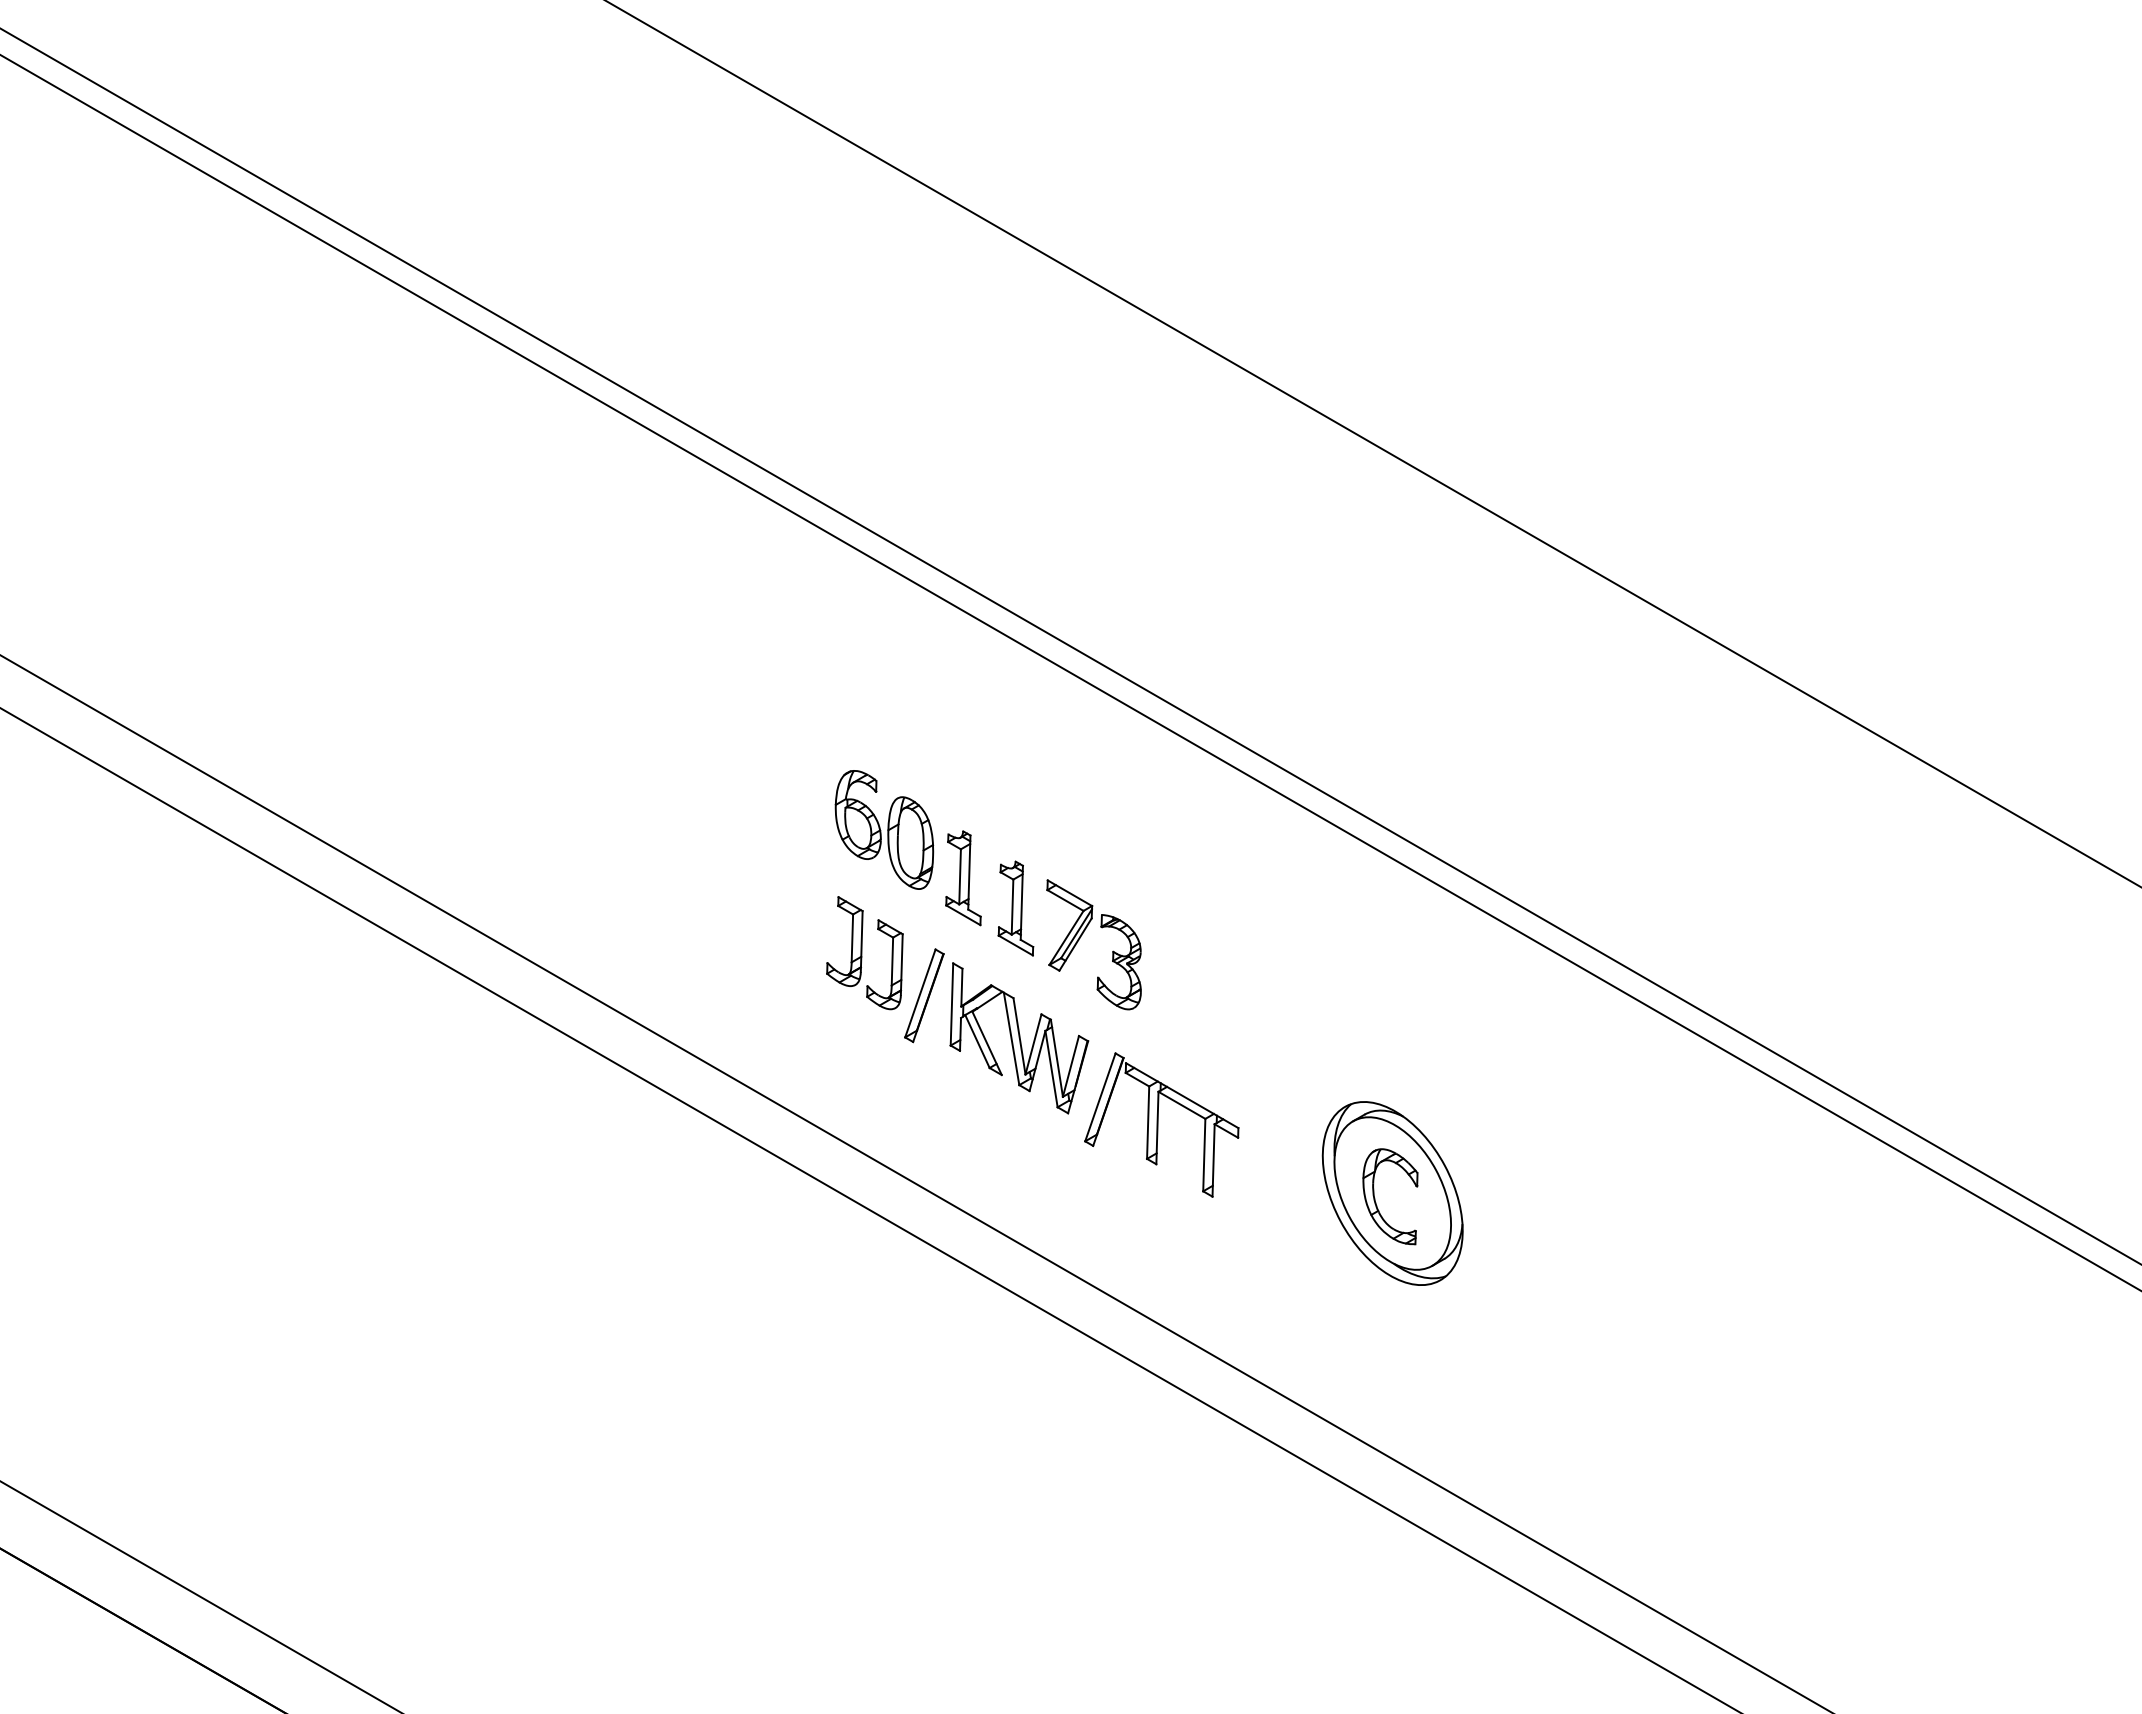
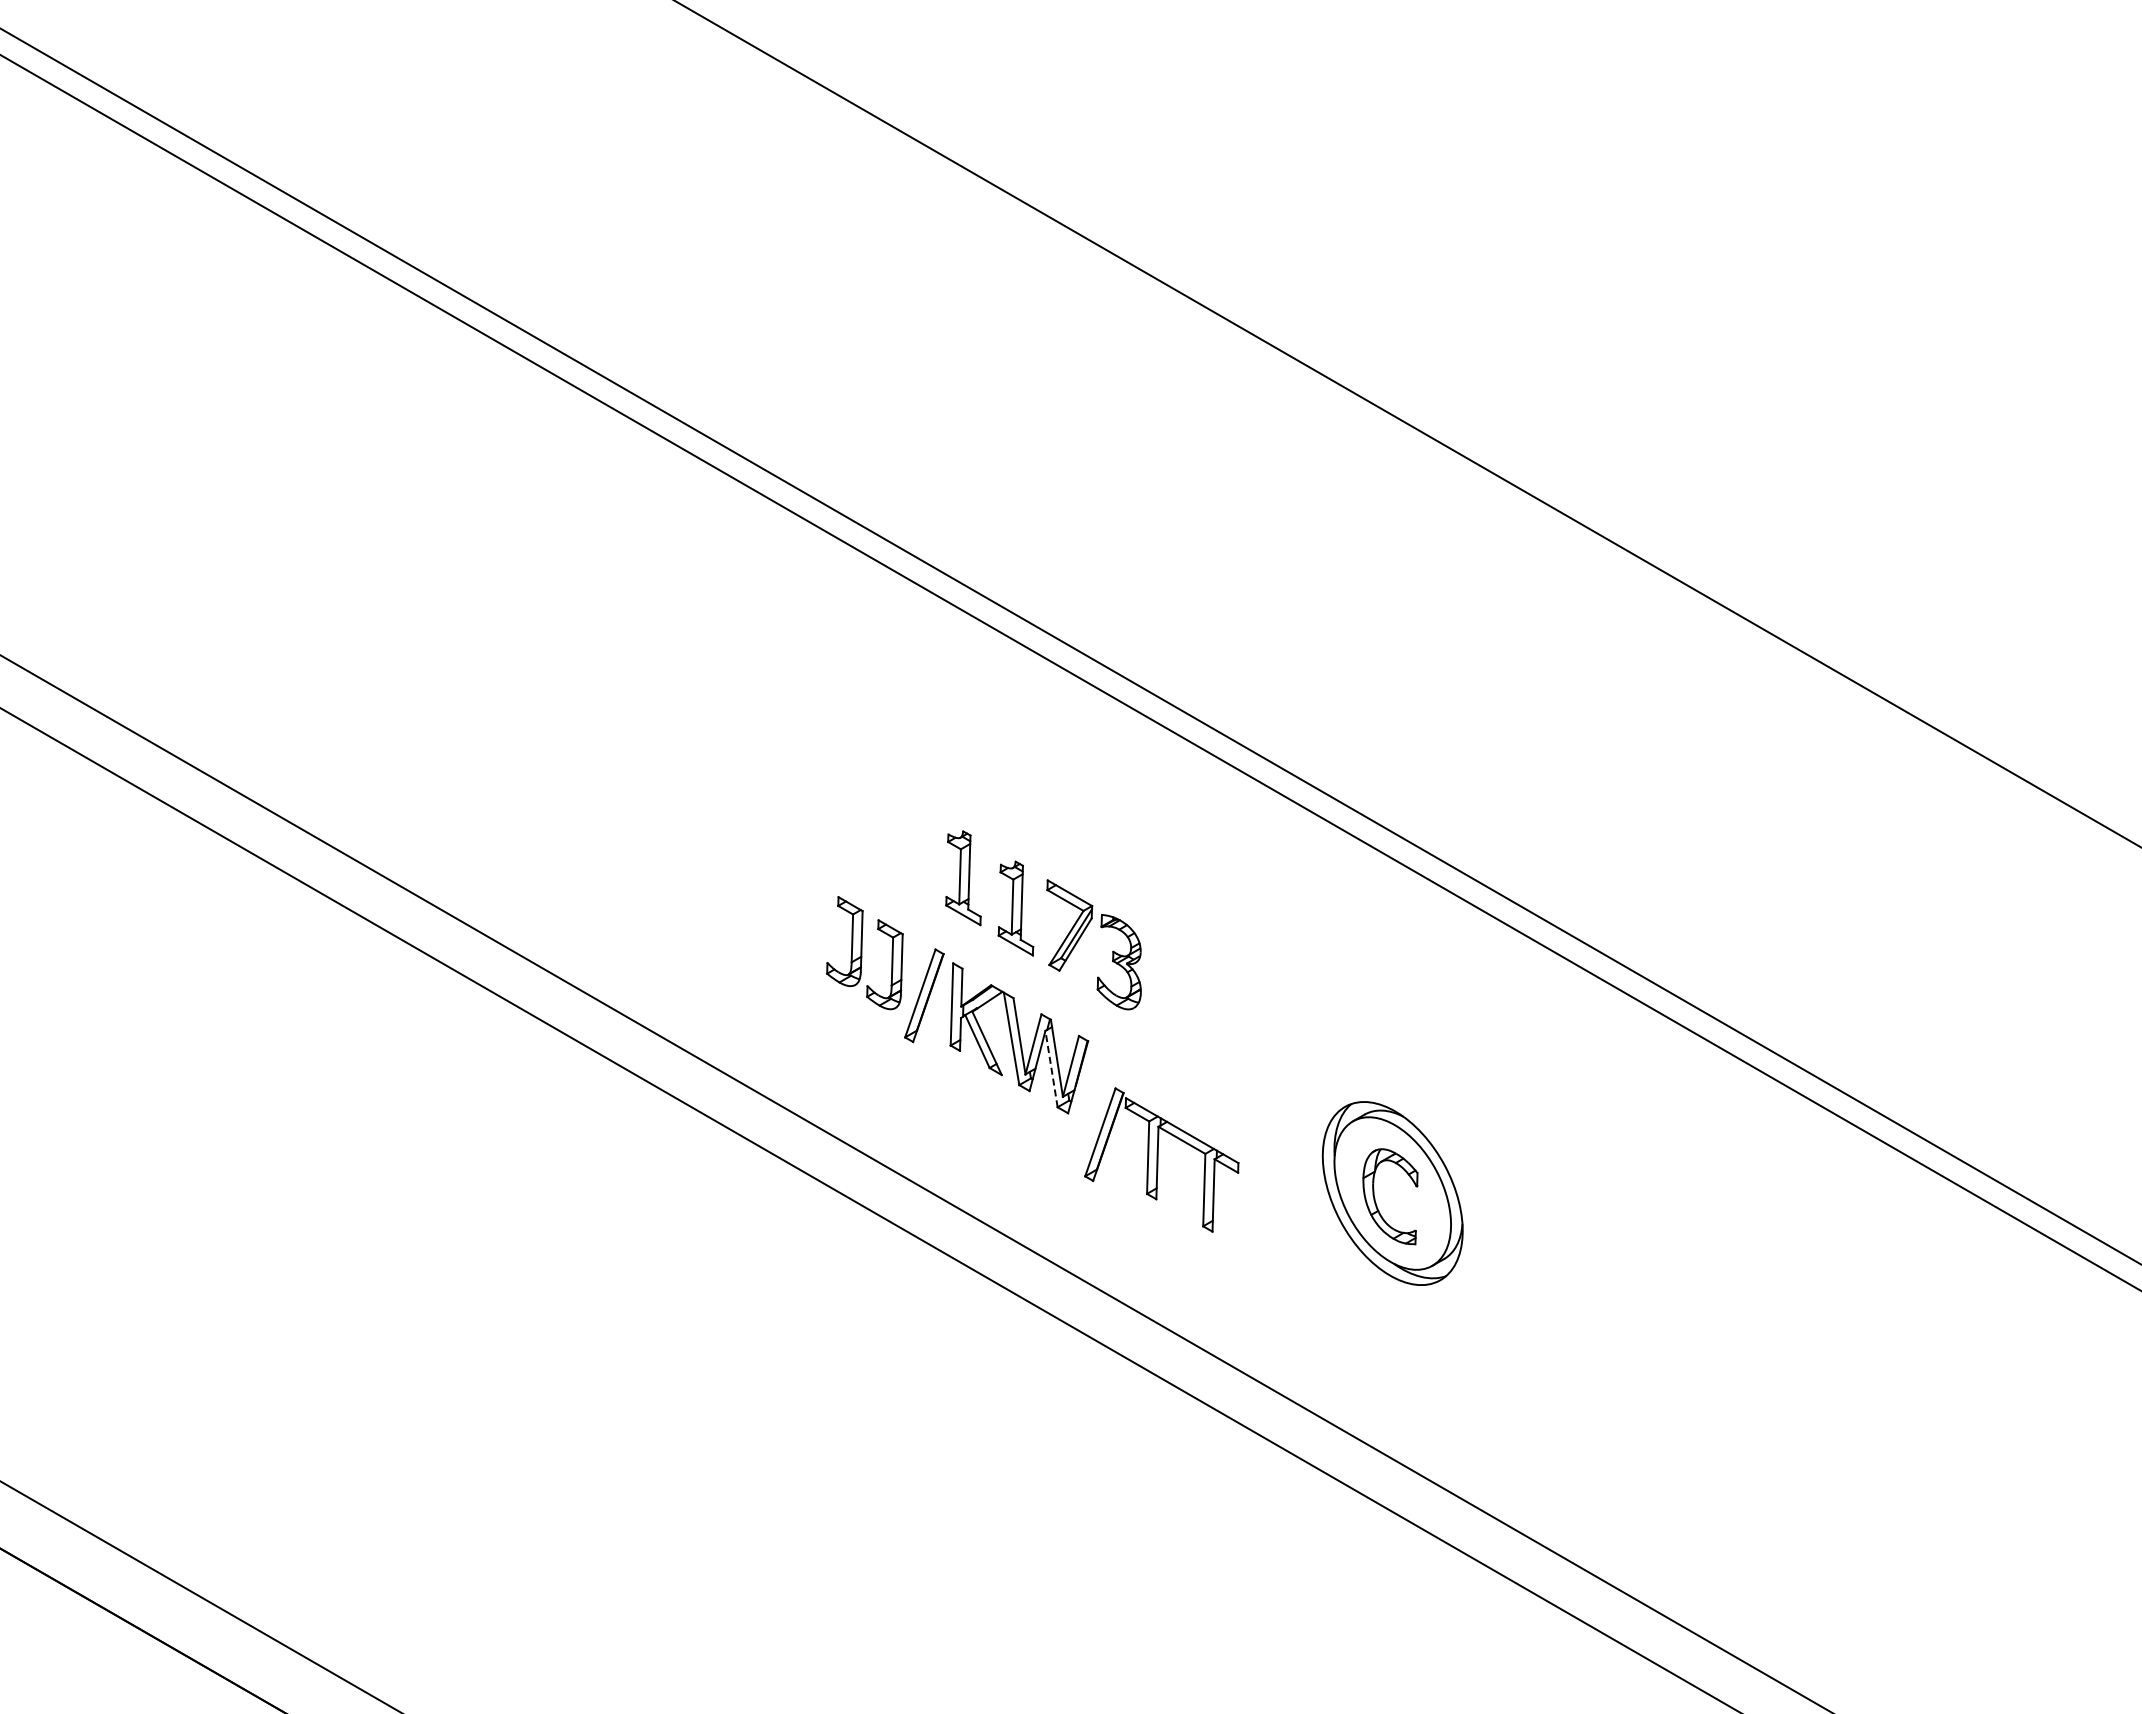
line position: (1372, 443) -> (1407, 424) (1407, 424)
part: present -> none (884, 829)
line: solid -> dashed (1051, 1069)
part position: (1161, 1124) -> (1161, 1159) (1161, 1159)
